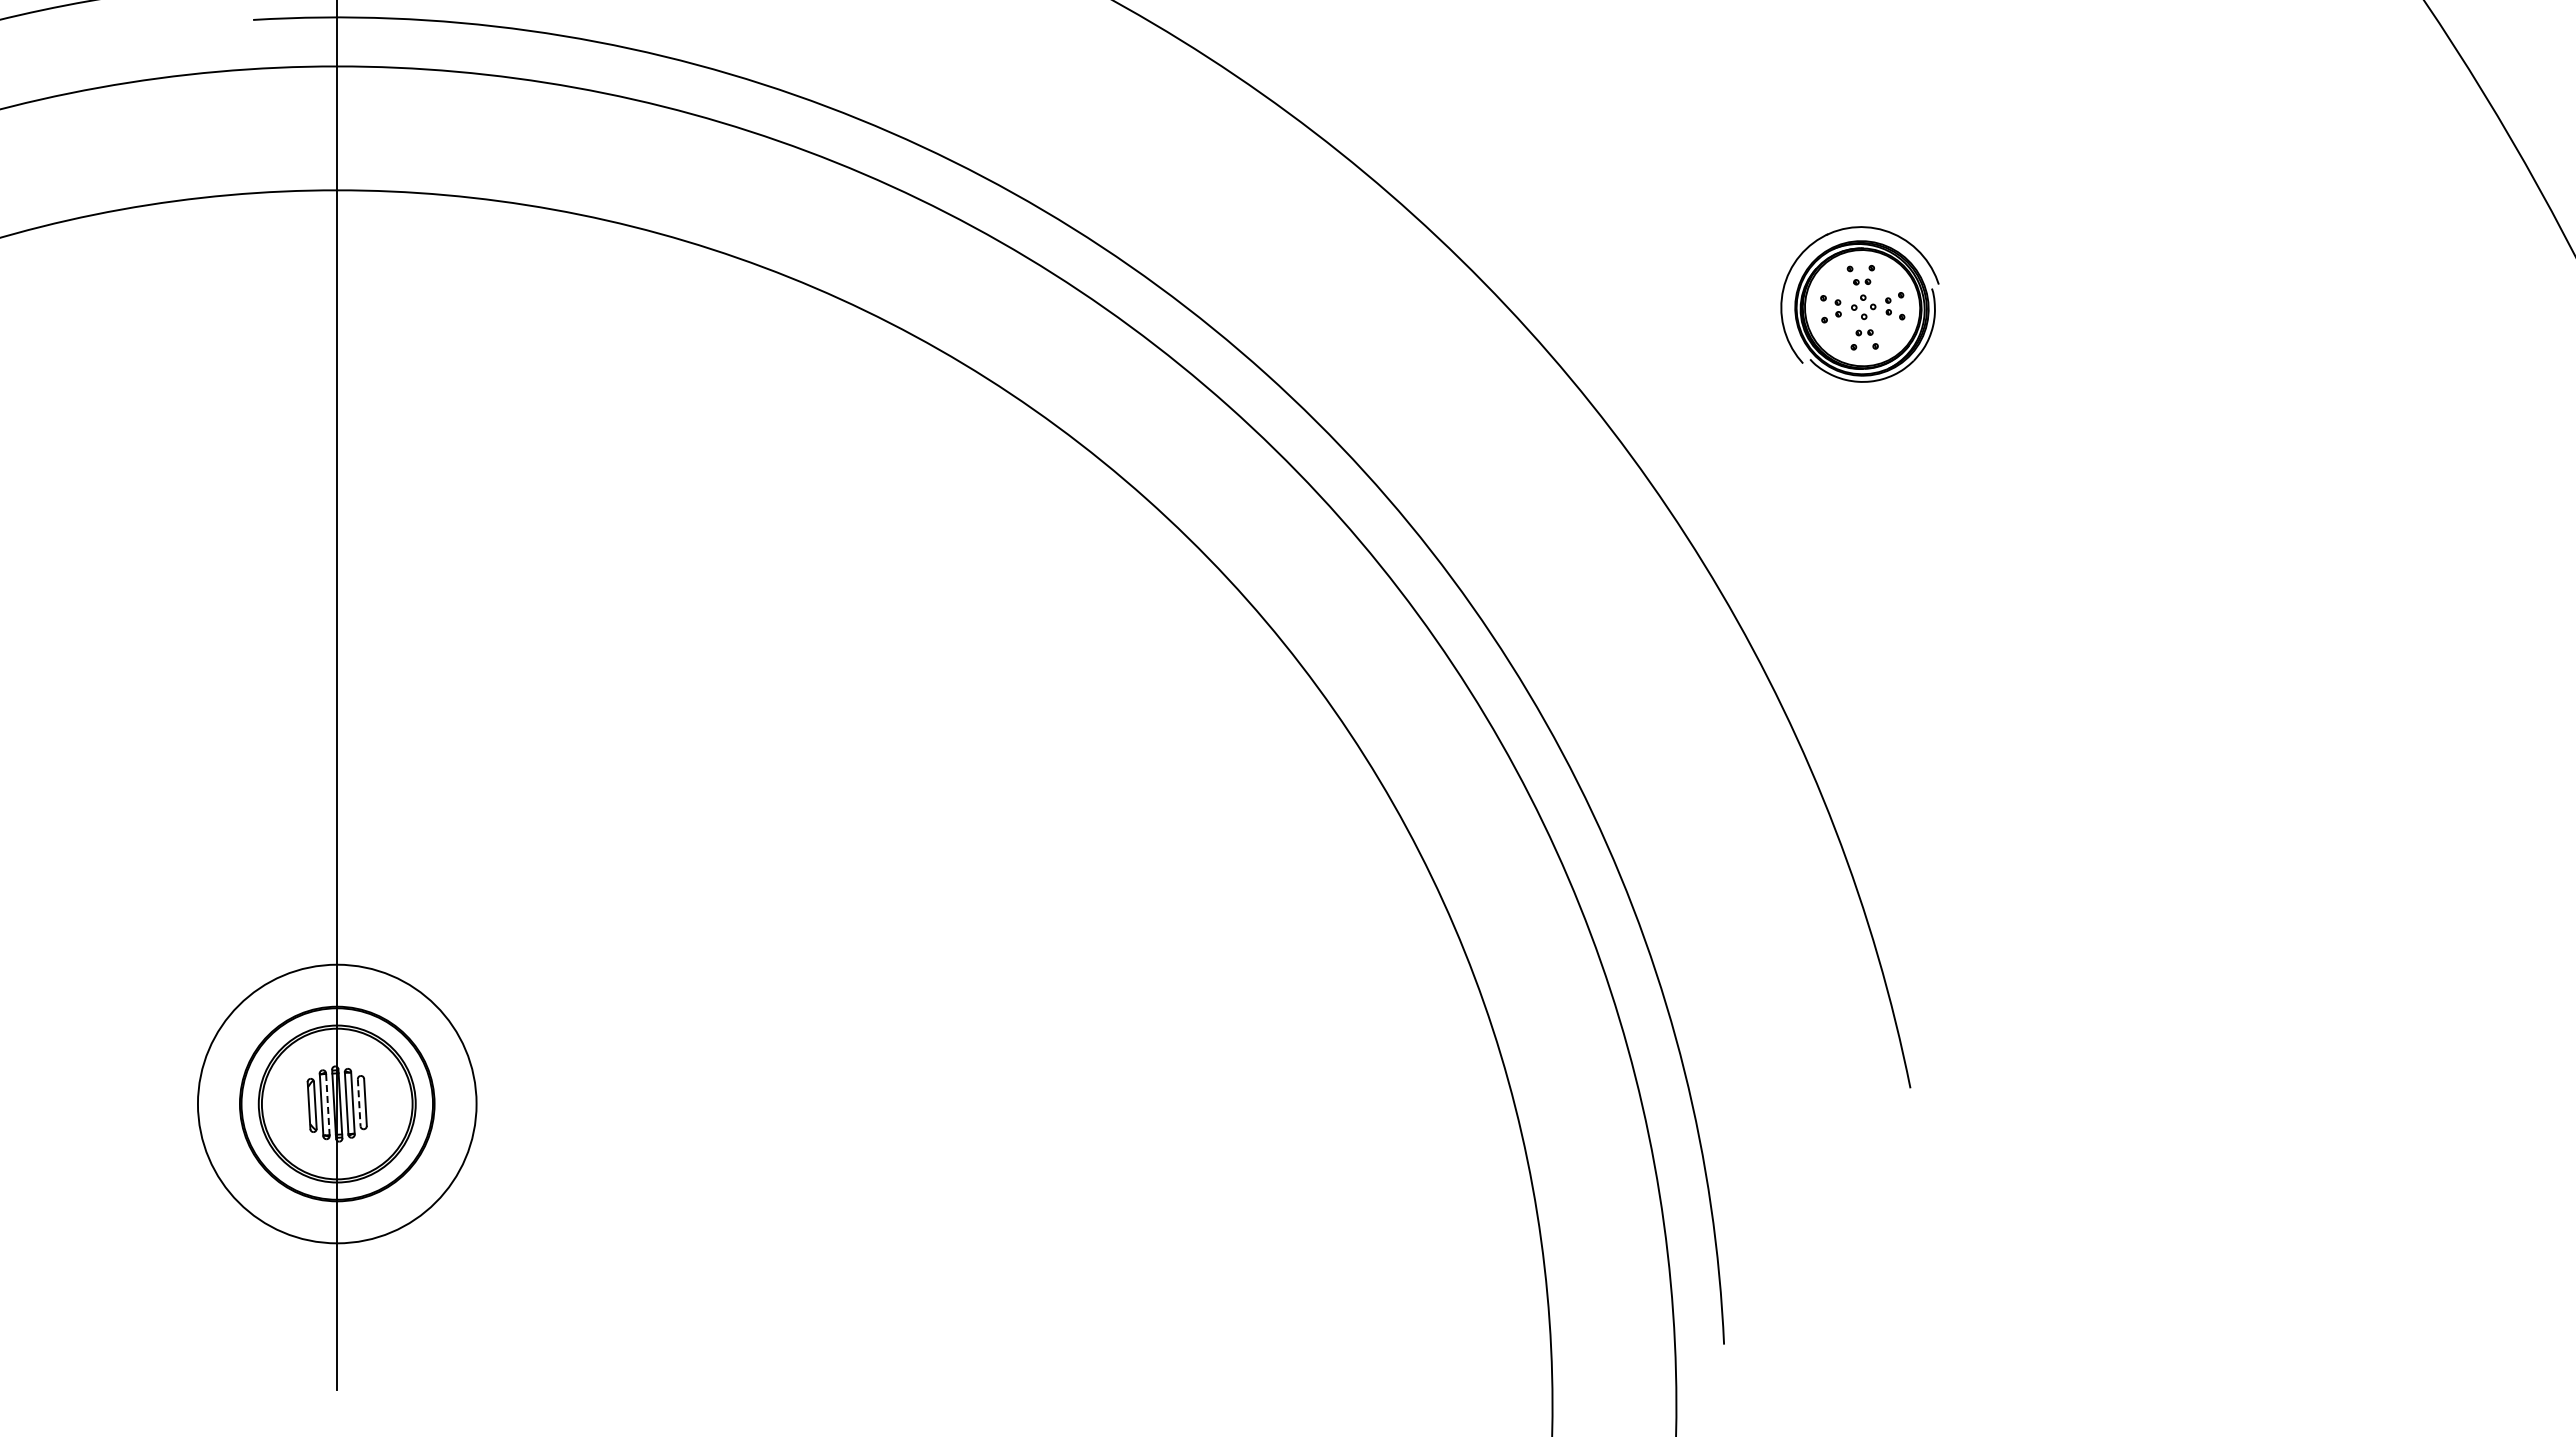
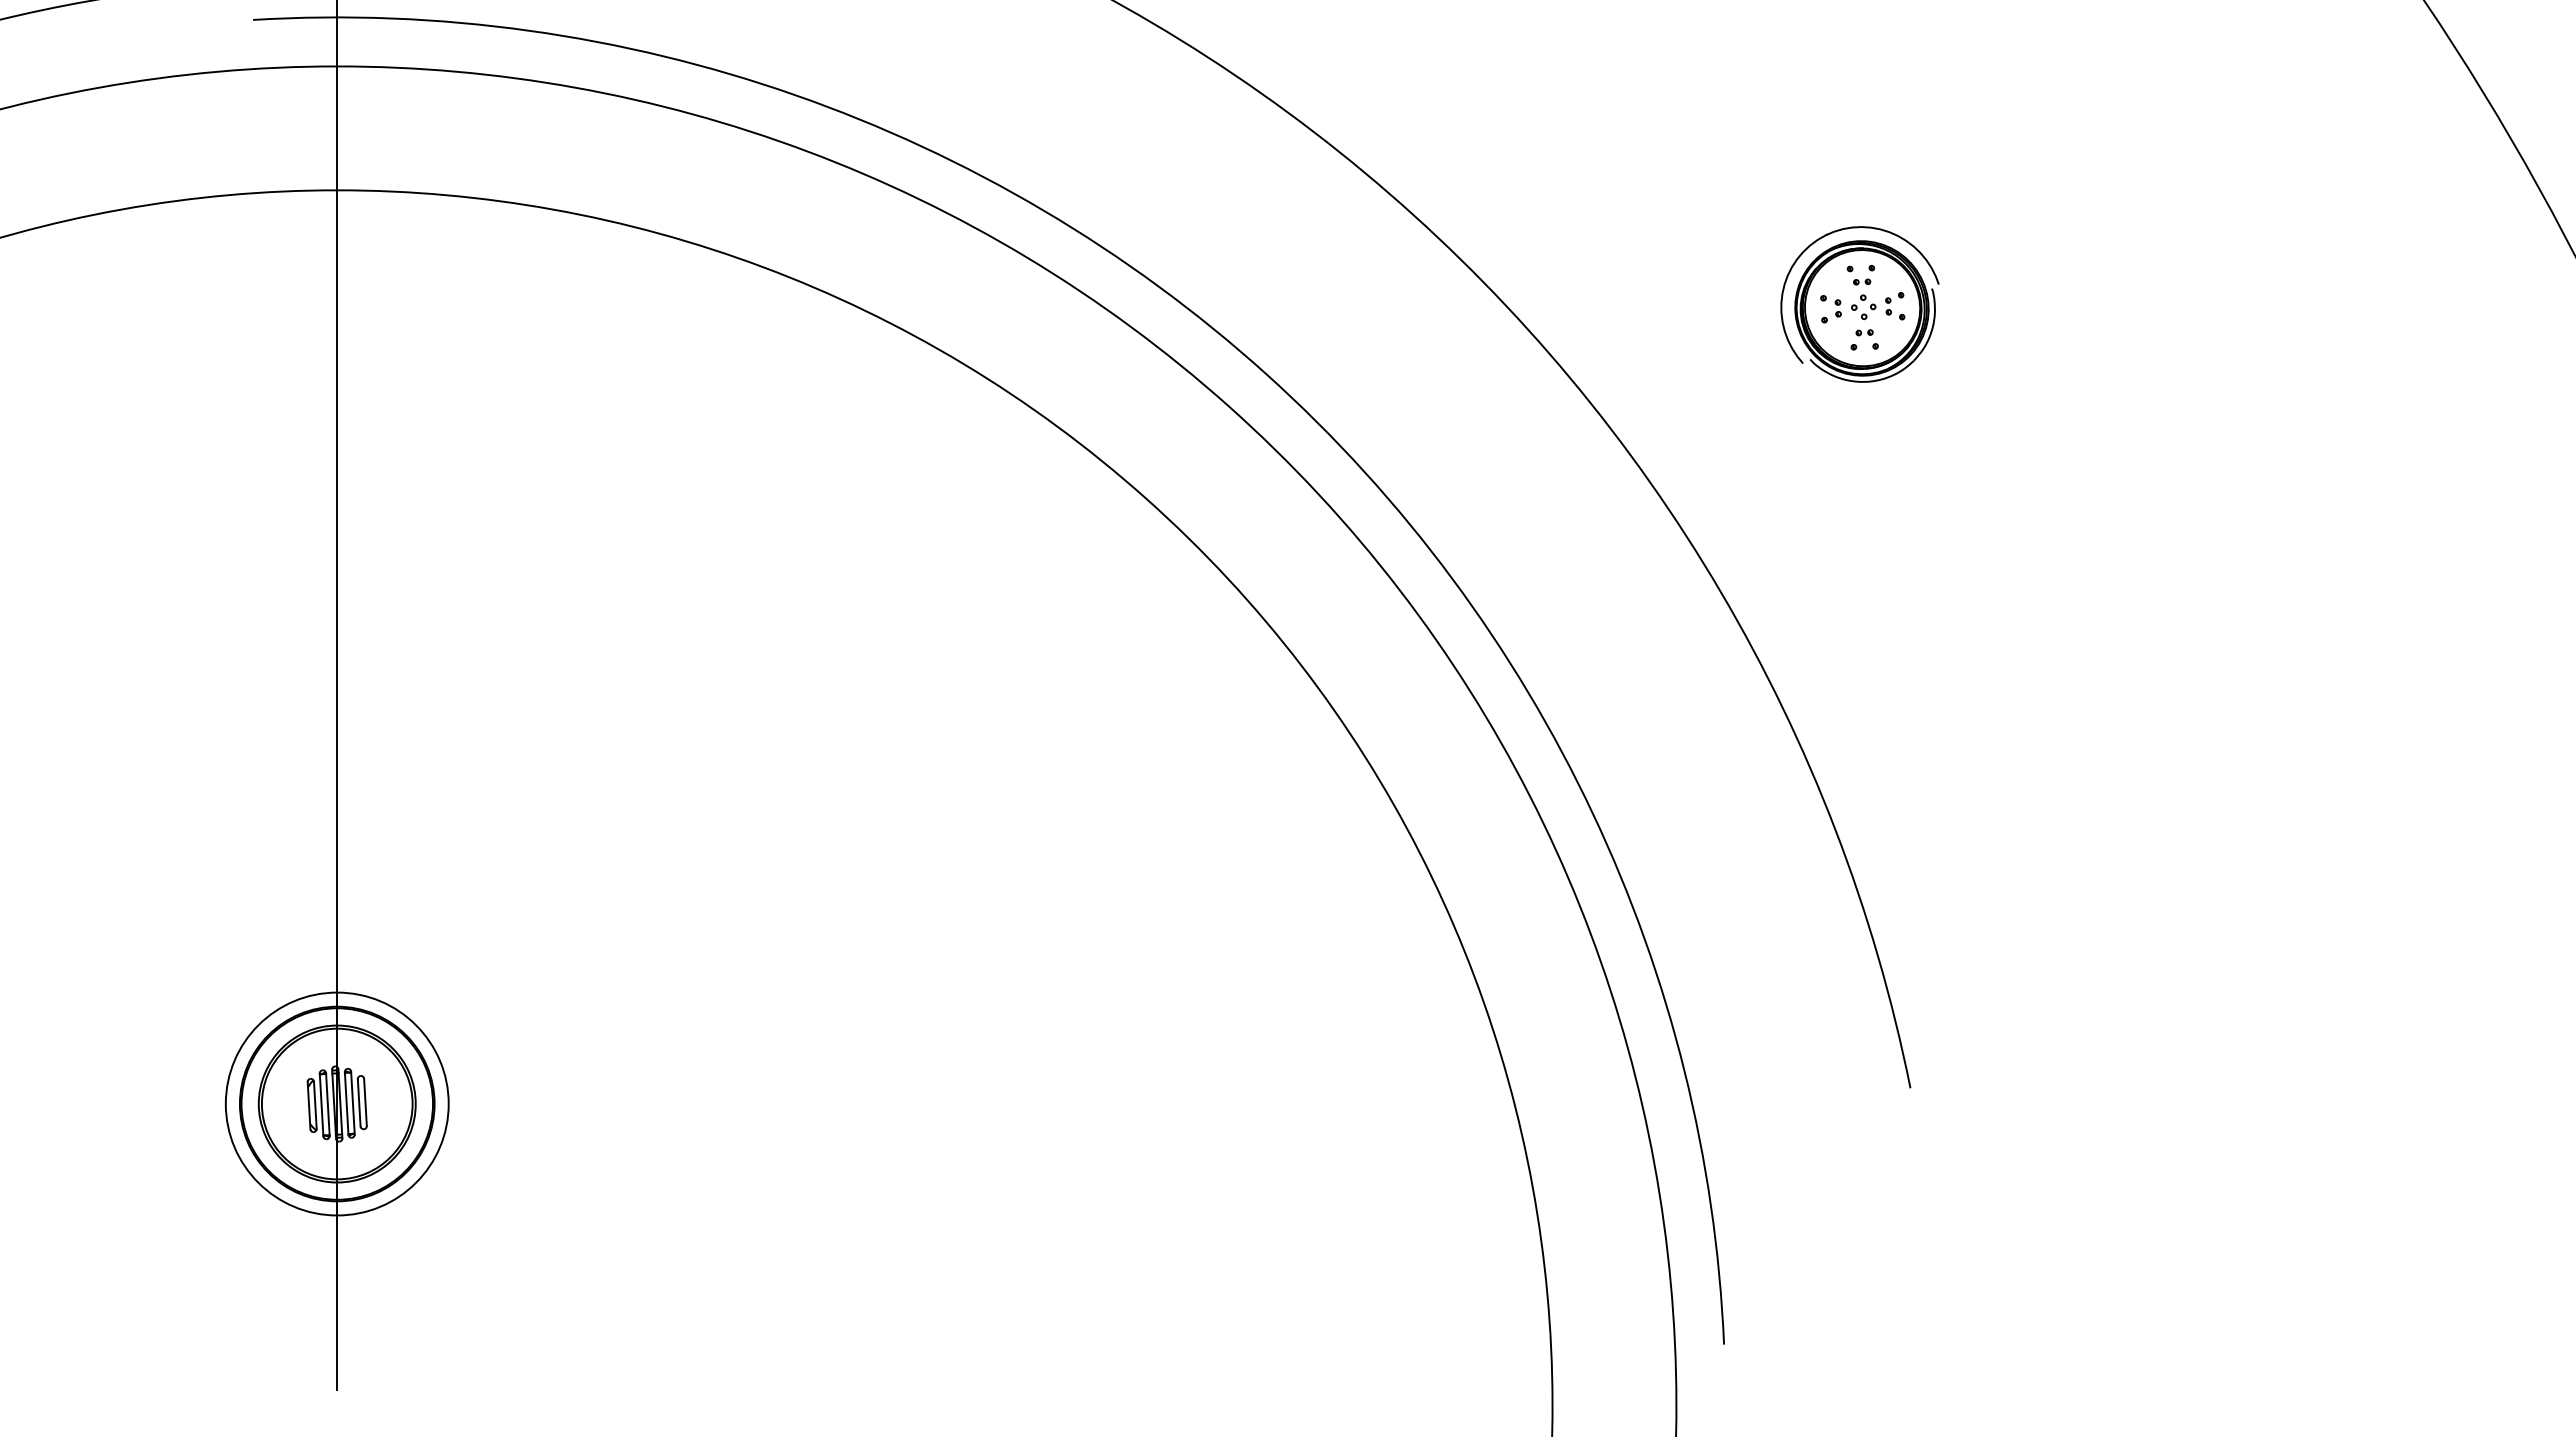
line: dashed -> solid (359, 1102)
circle diameter: 279 px -> 223 px (336, 1103)
line: dashed -> solid (327, 1104)
